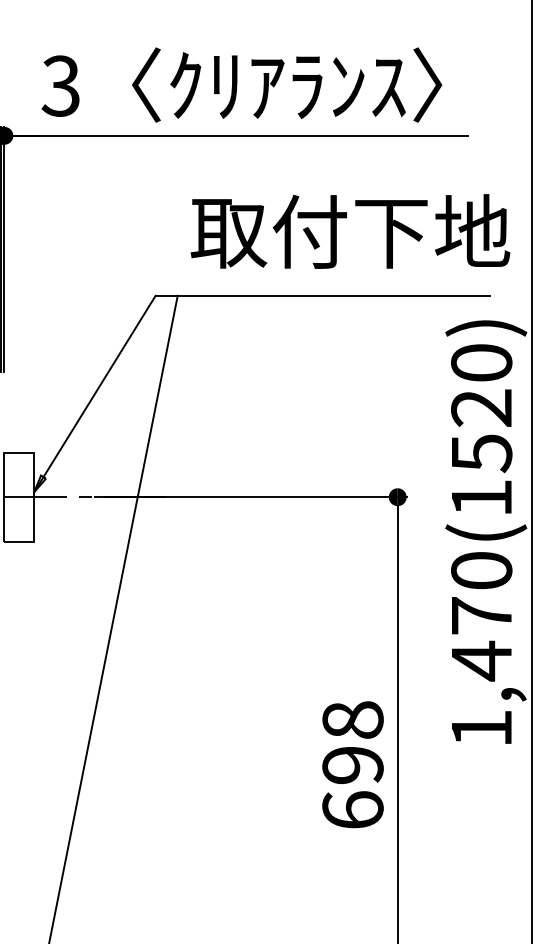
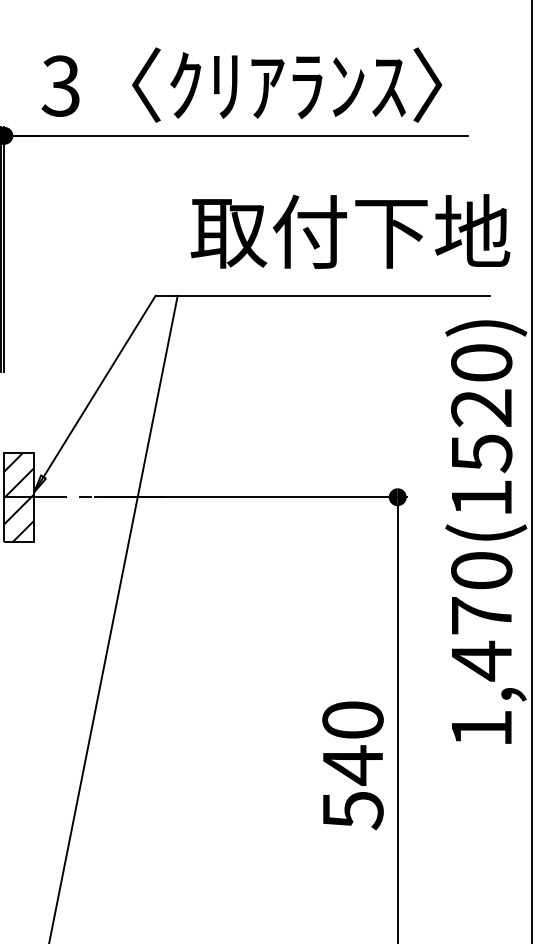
hatch: none -> present (19, 496)
text: 698 -> 540 (352, 765)
